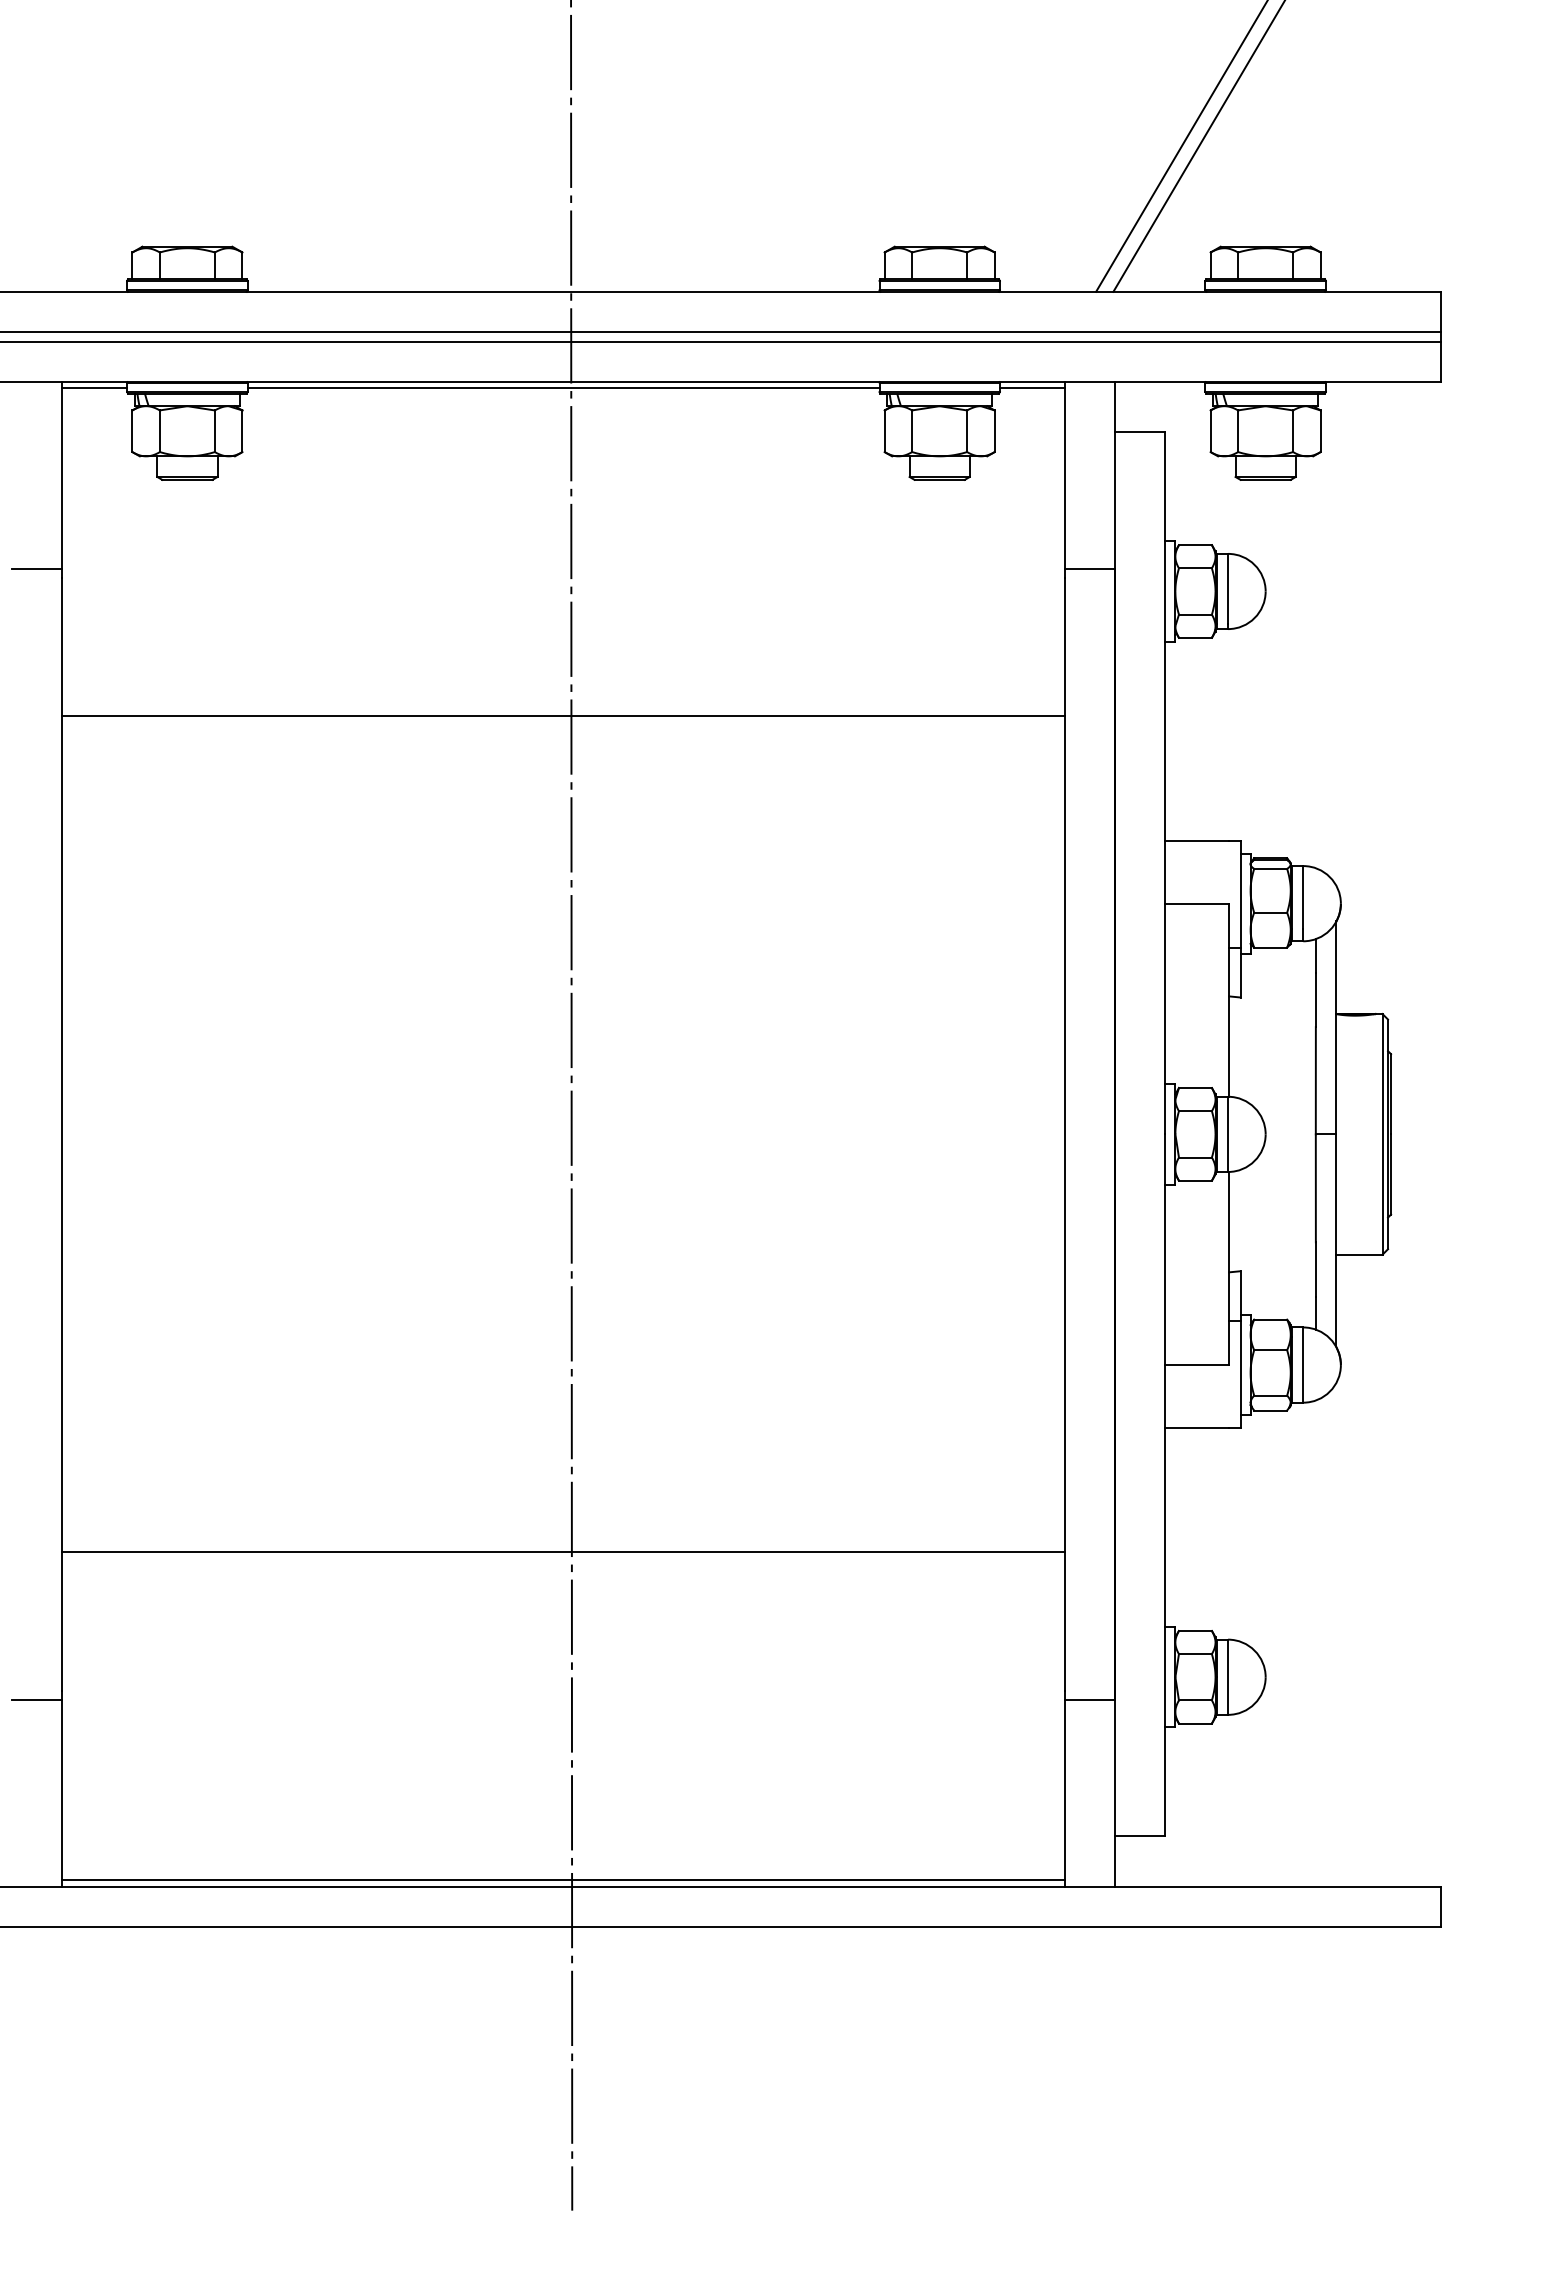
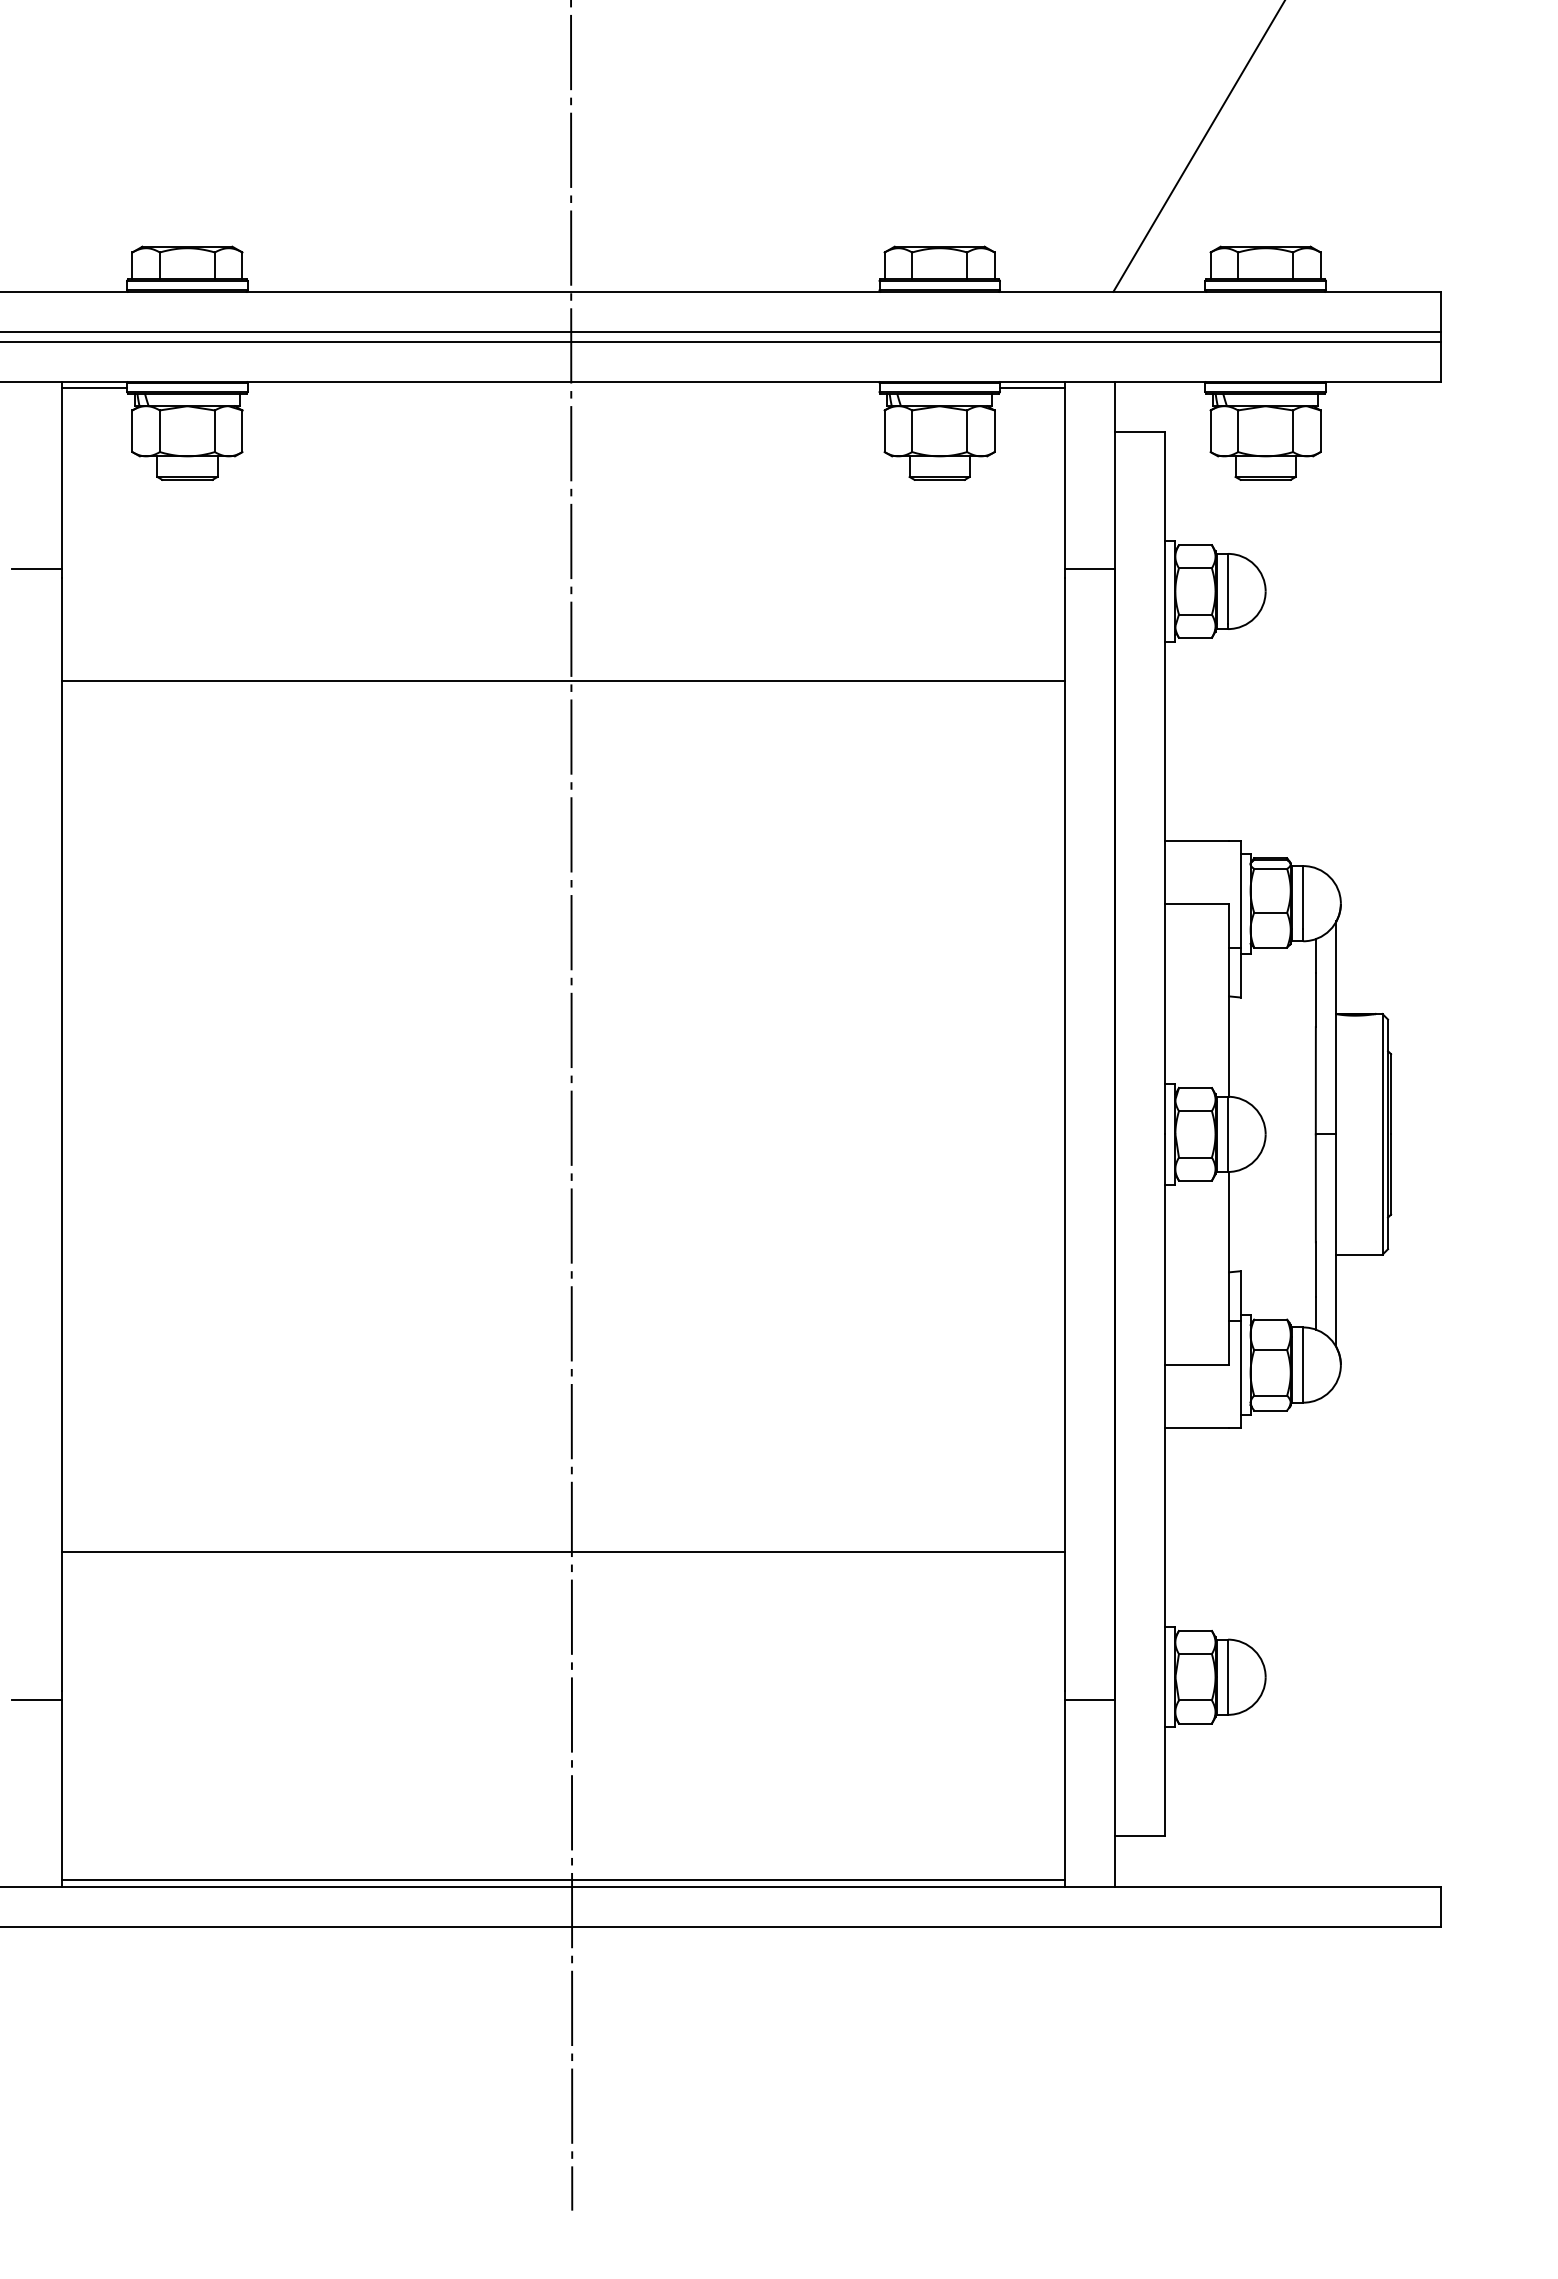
line: present -> none (1181, 146)
line: present -> none (563, 388)
line position: (563, 716) -> (563, 681) (563, 681)
